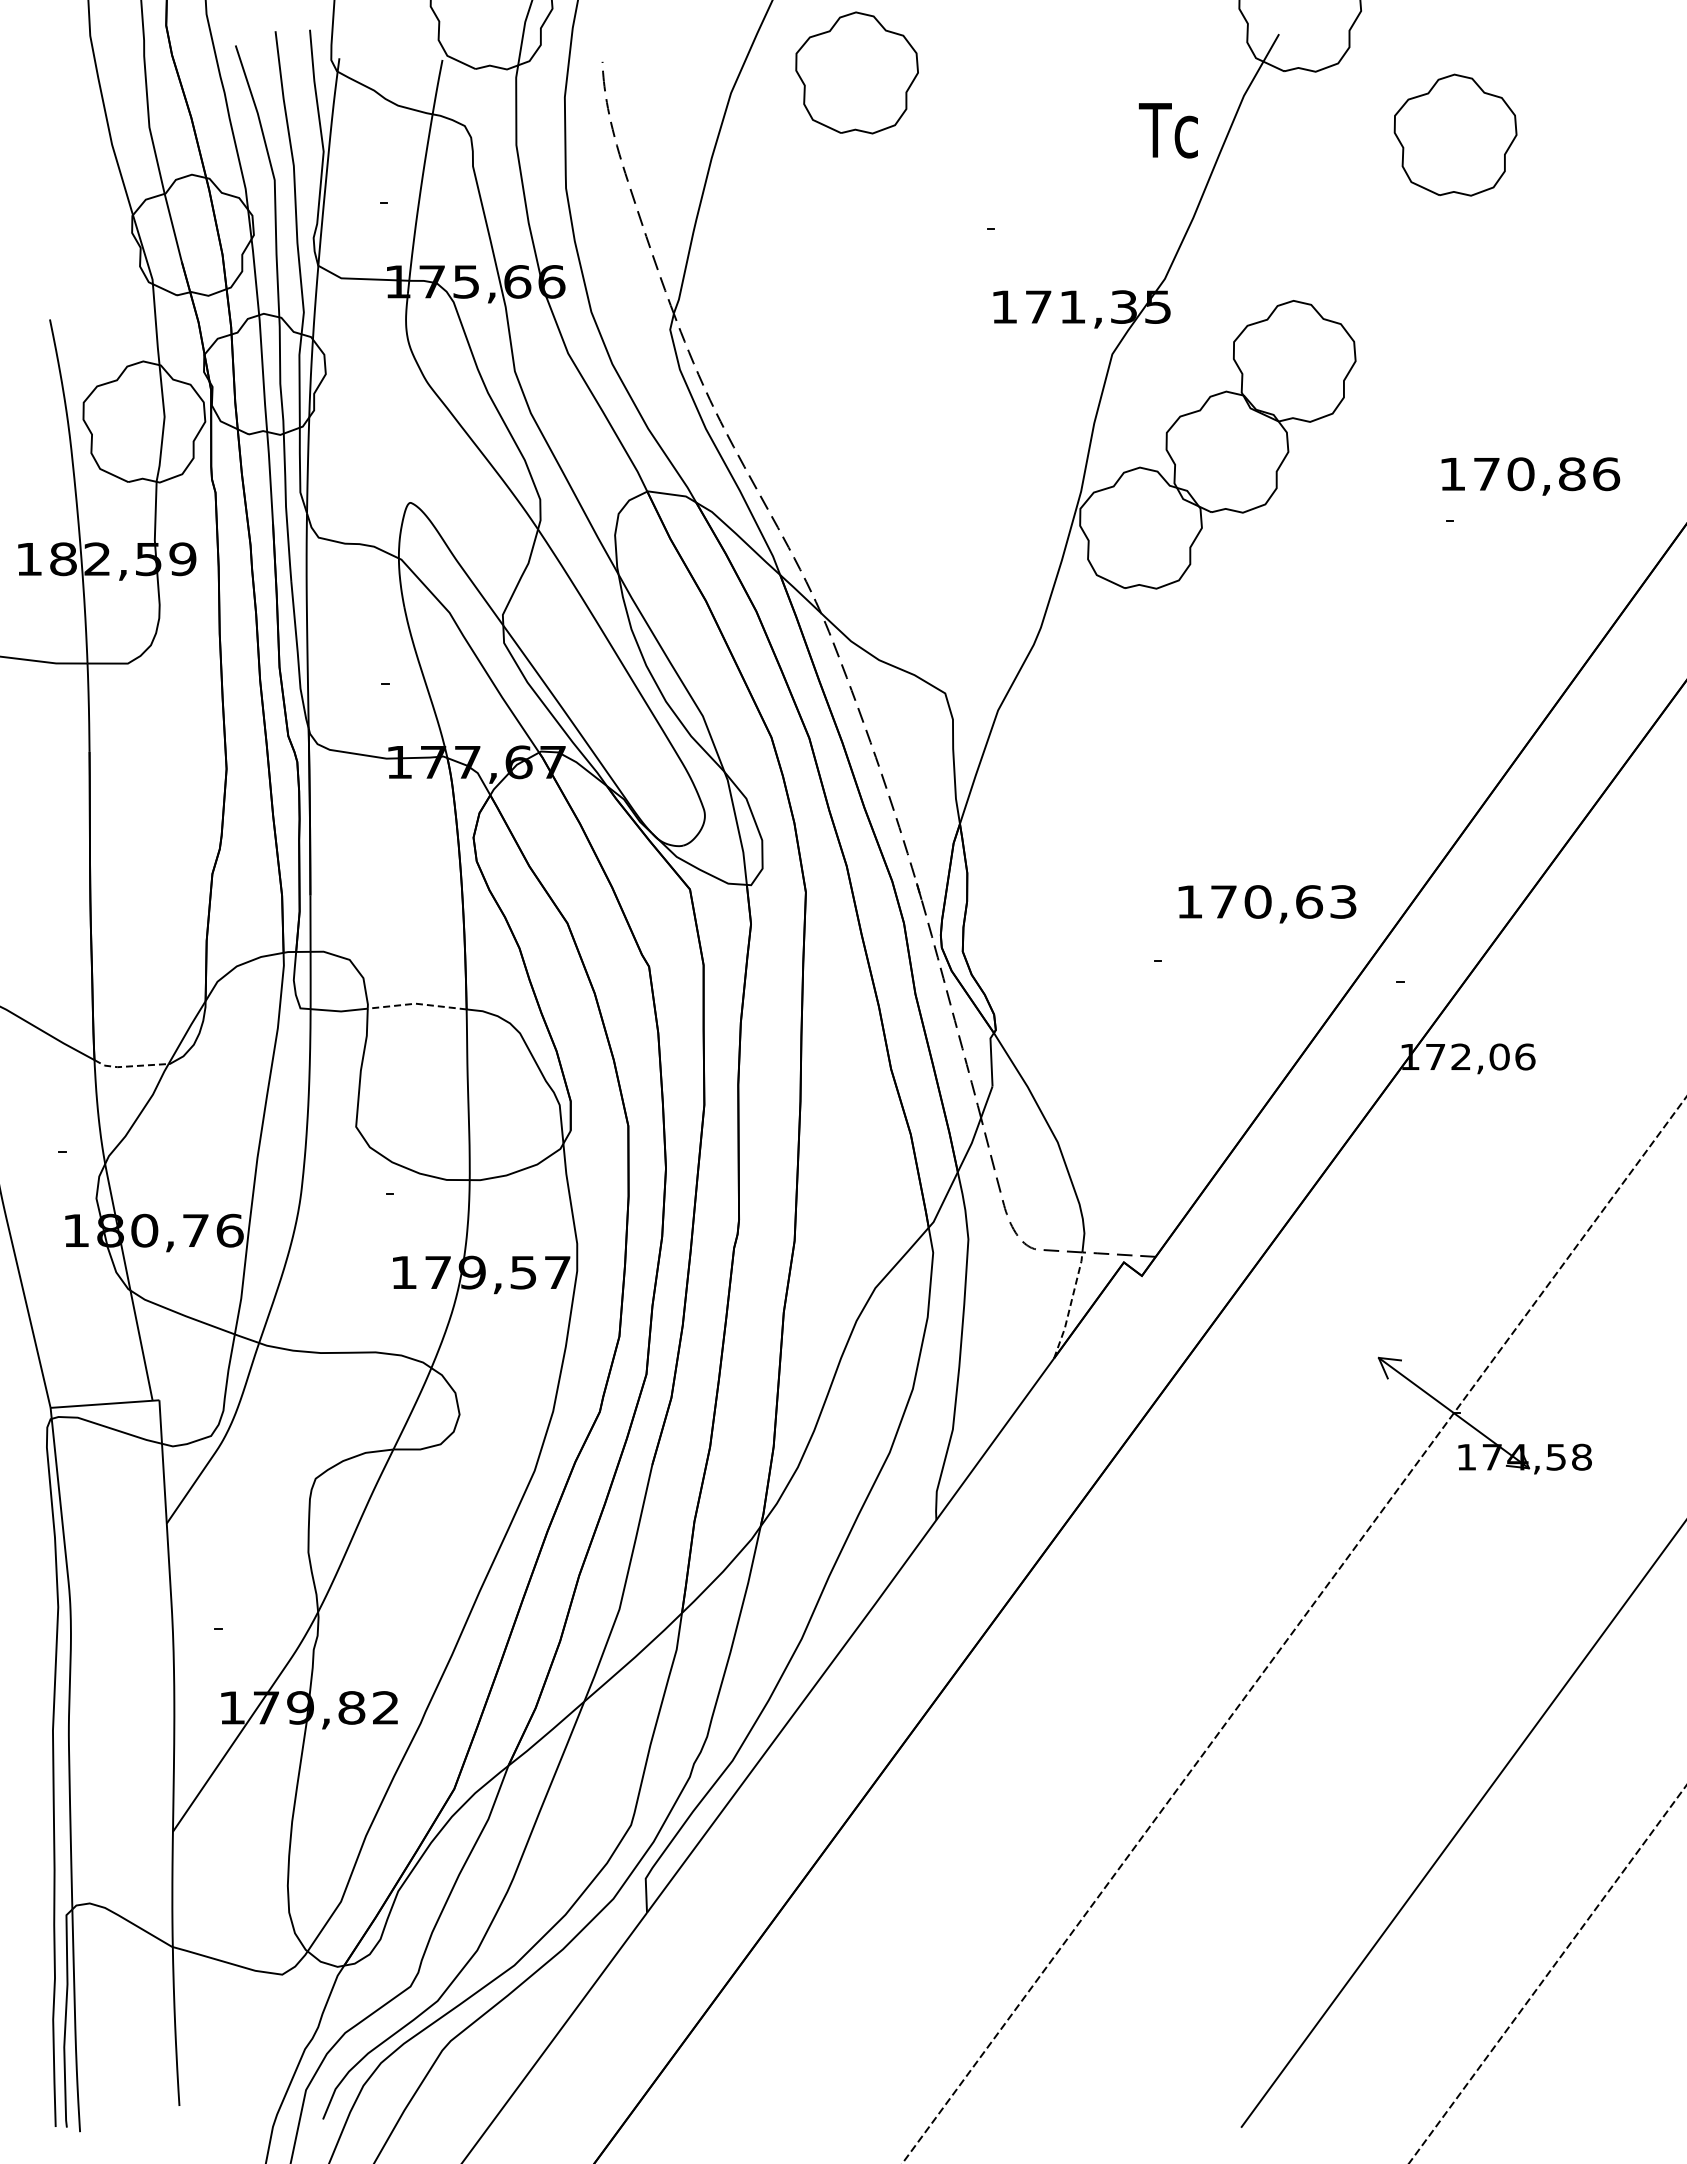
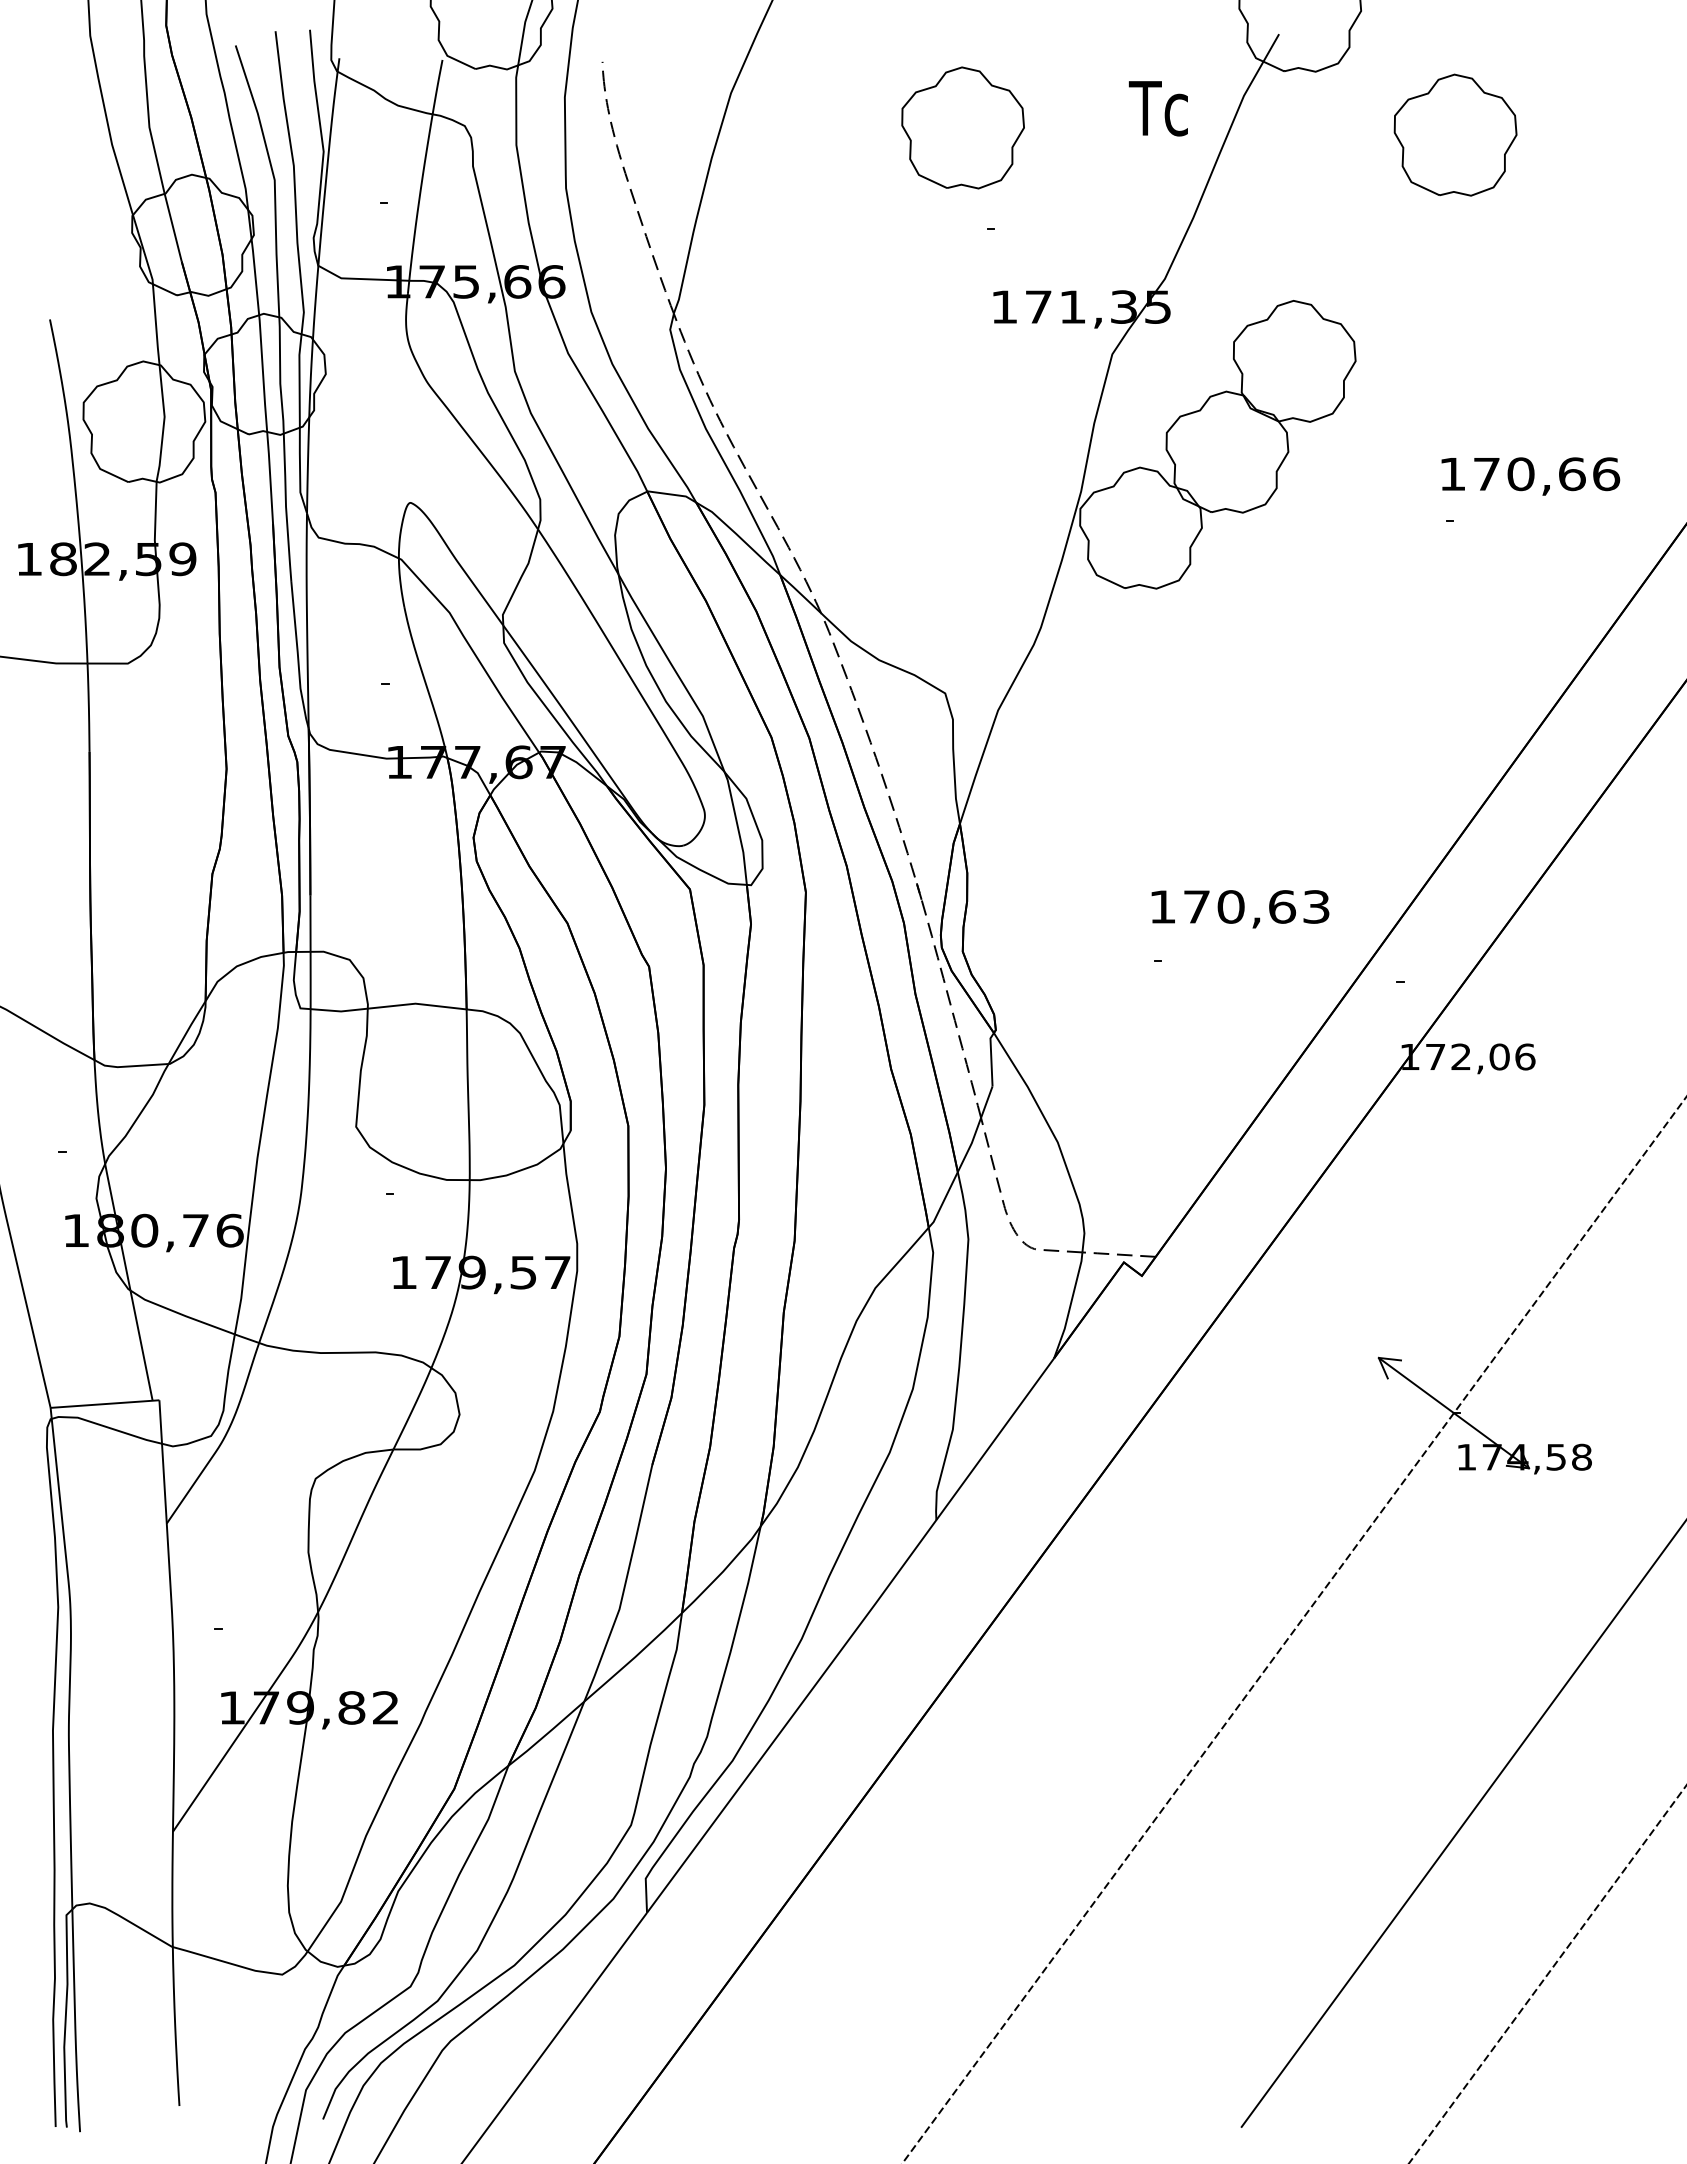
part position: (856, 72) -> (962, 127) (962, 127)
text position: (1168, 130) -> (1158, 108) (1158, 108)
text: 170,86 -> 170,66 (1572, 473)
text position: (1267, 904) -> (1240, 909) (1240, 909)
line: dashed -> solid (416, 1003)
line: dashed -> solid (129, 1066)
line: dashed -> solid (1070, 1305)
